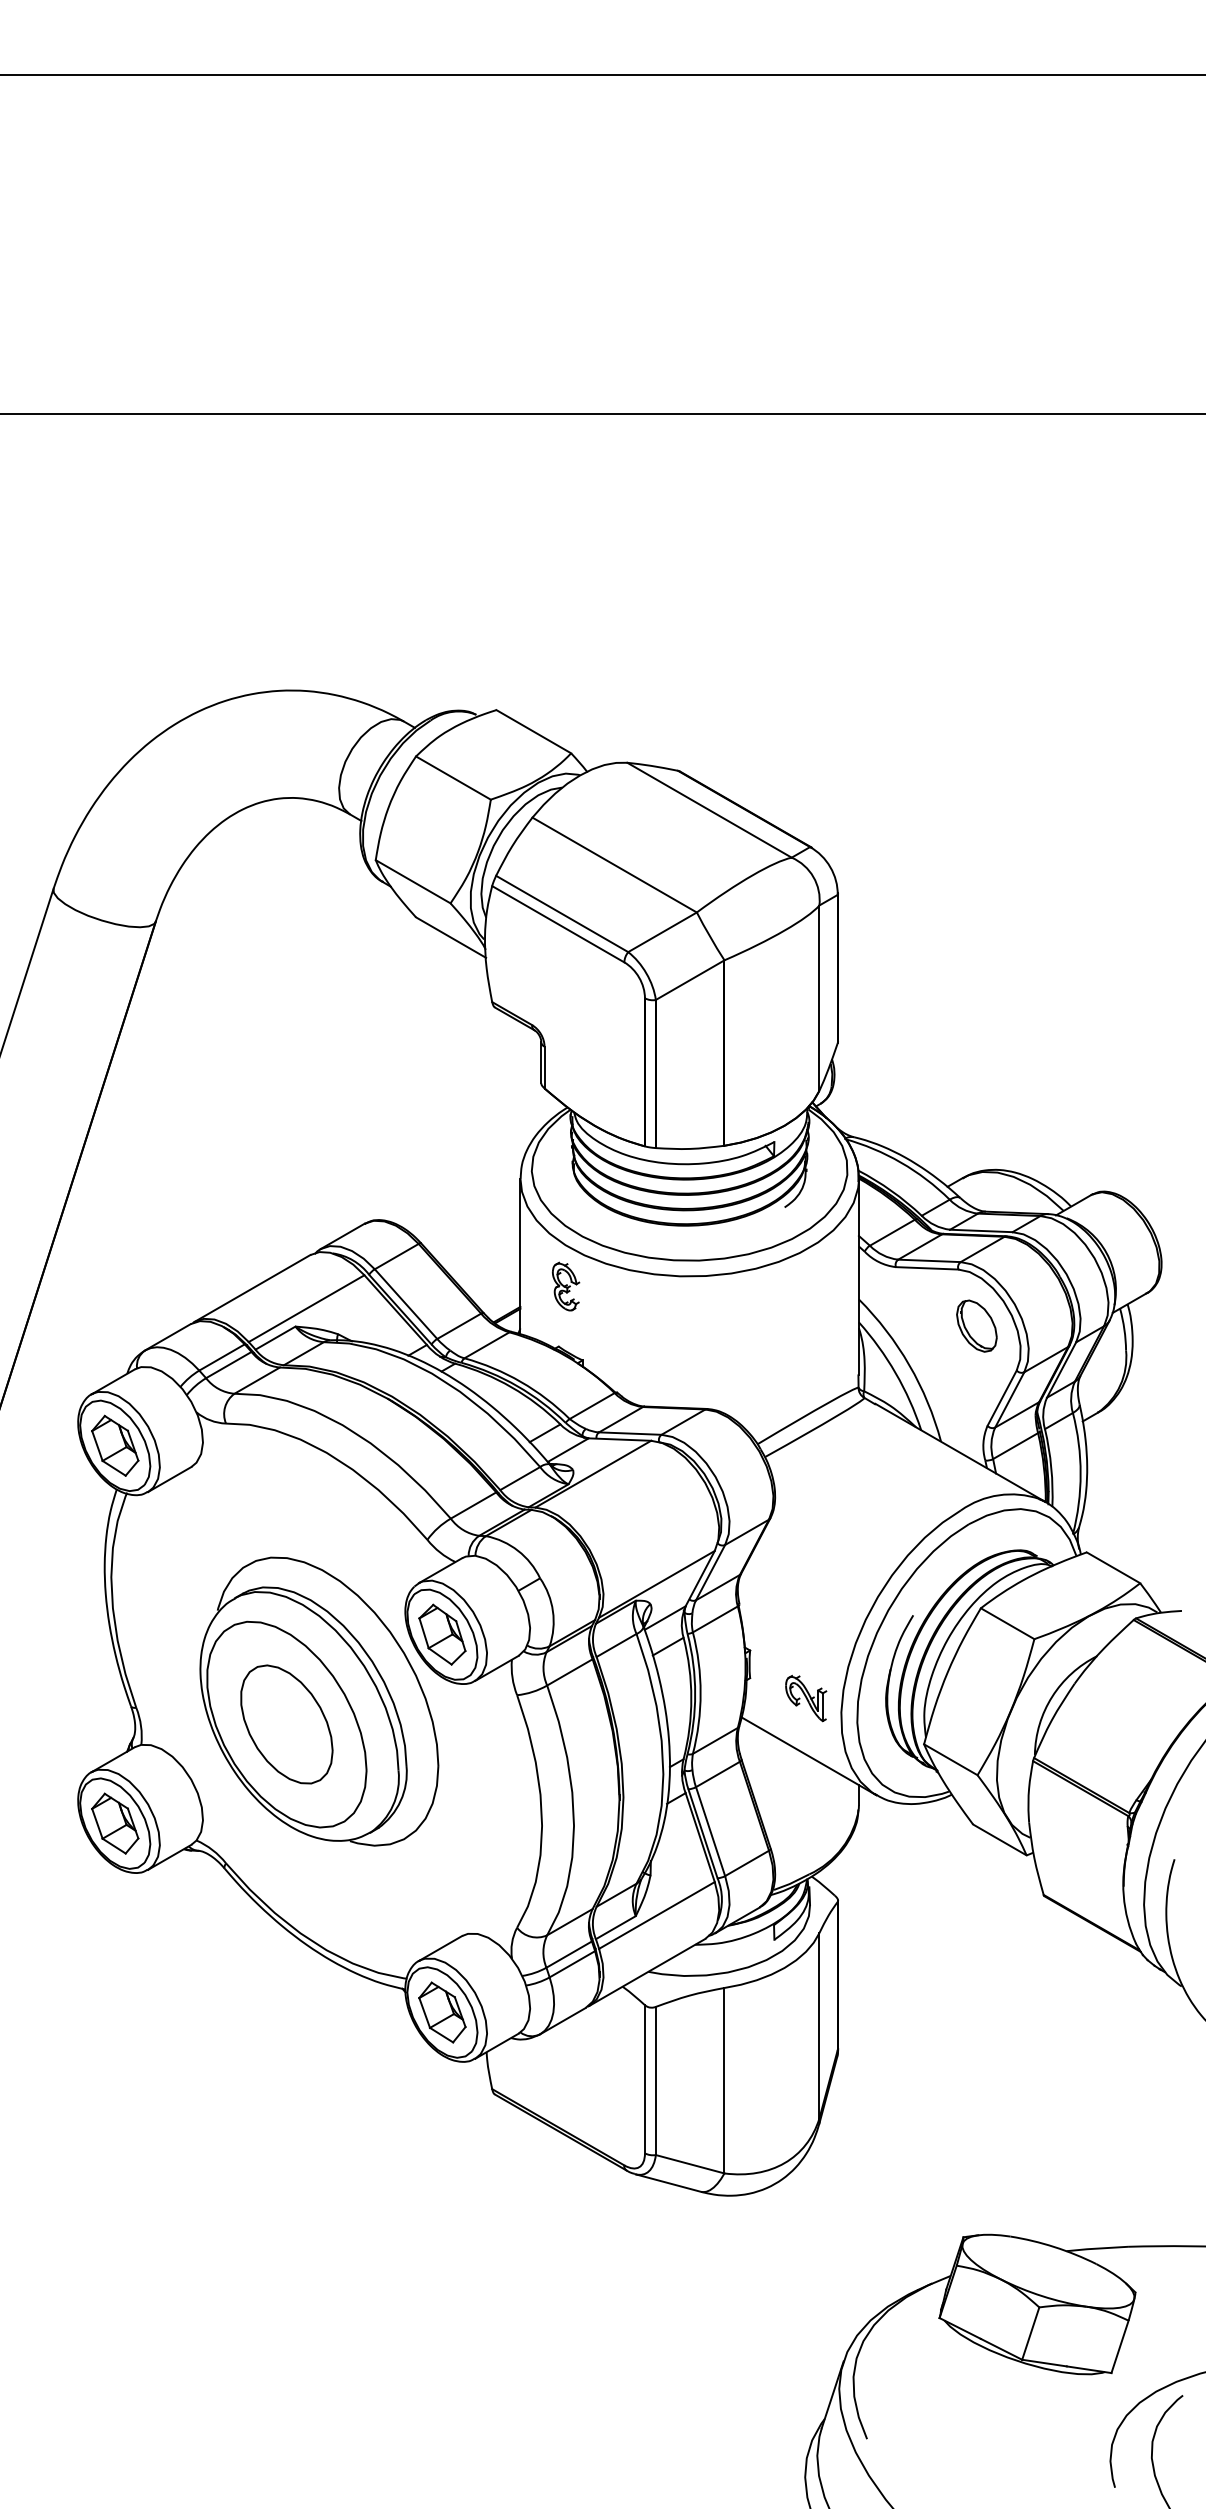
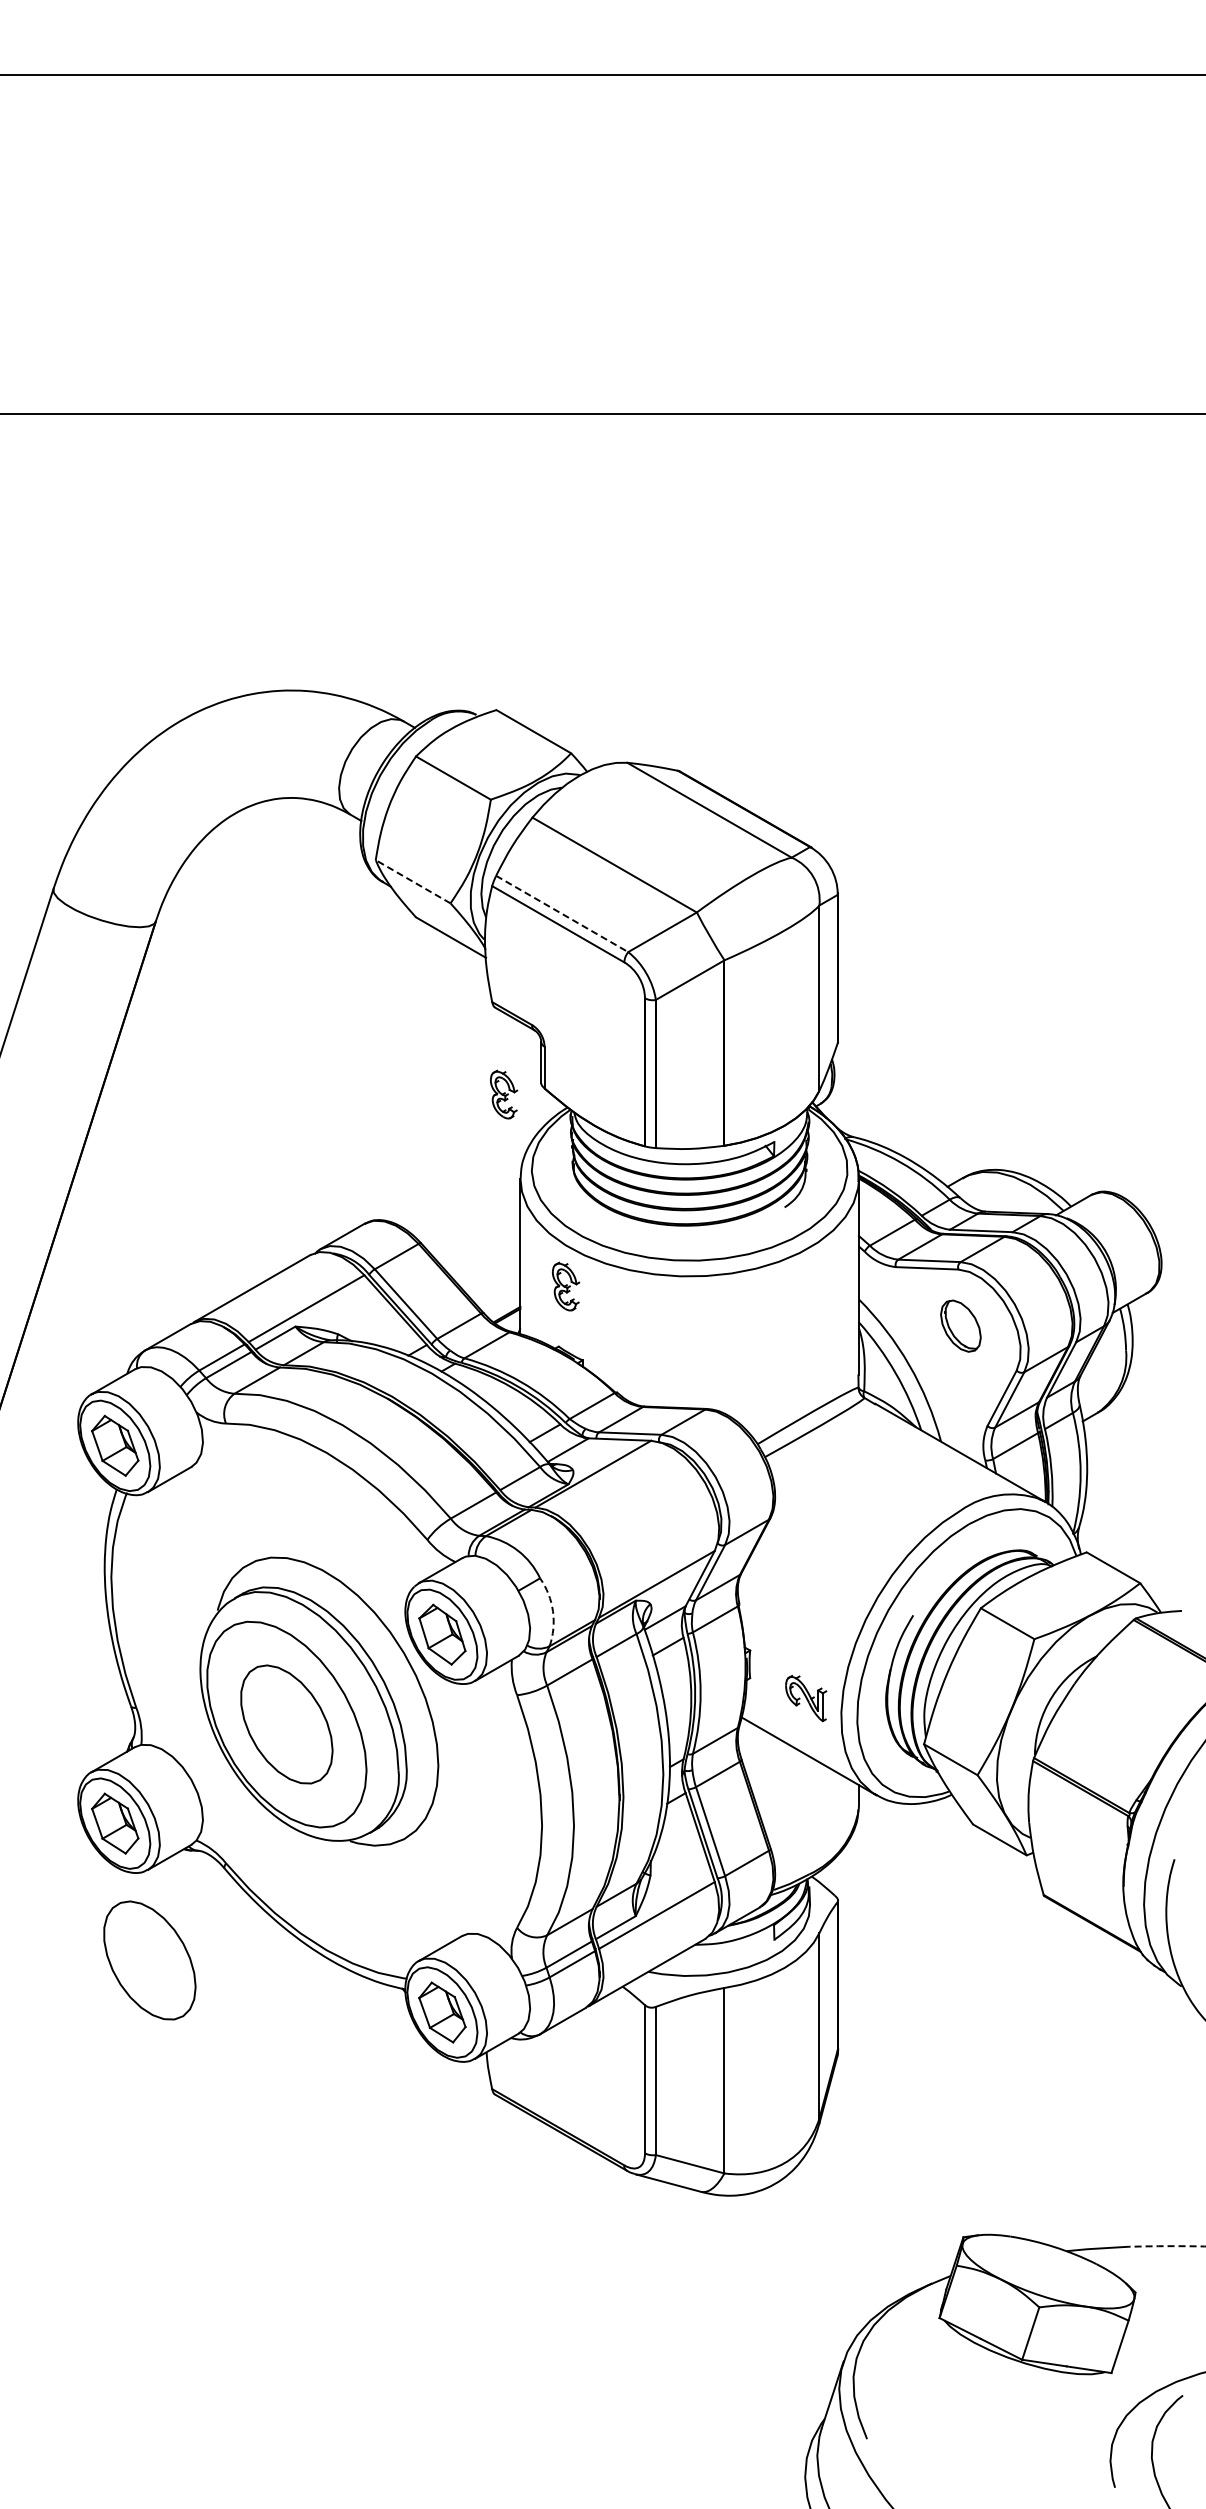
line: solid -> dashed (412, 881)
line: solid -> dashed (562, 914)
part: none -> present (504, 1094)
part position: (976, 1325) -> (960, 1325) (960, 1325)
arc: solid -> dashed (552, 1611)
part: none -> present (149, 1960)
arc: solid -> dashed (1167, 2246)
